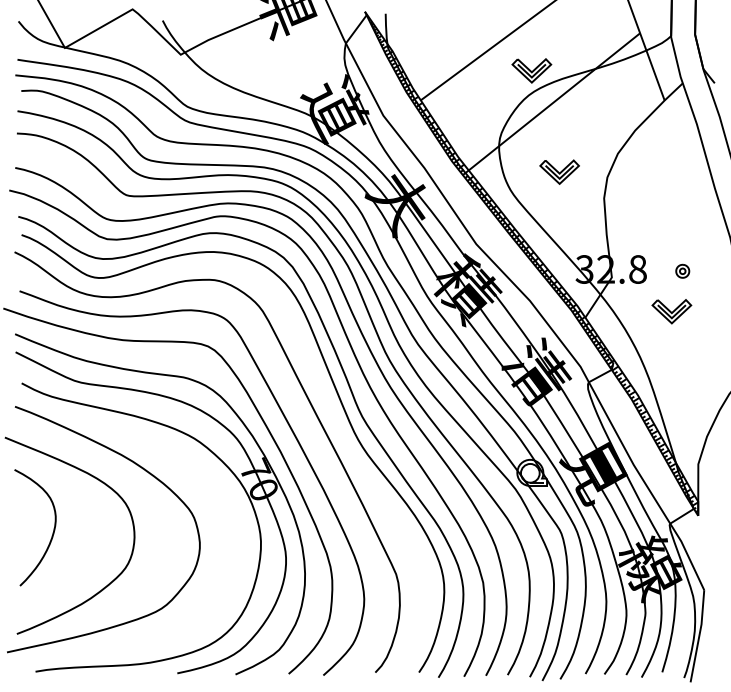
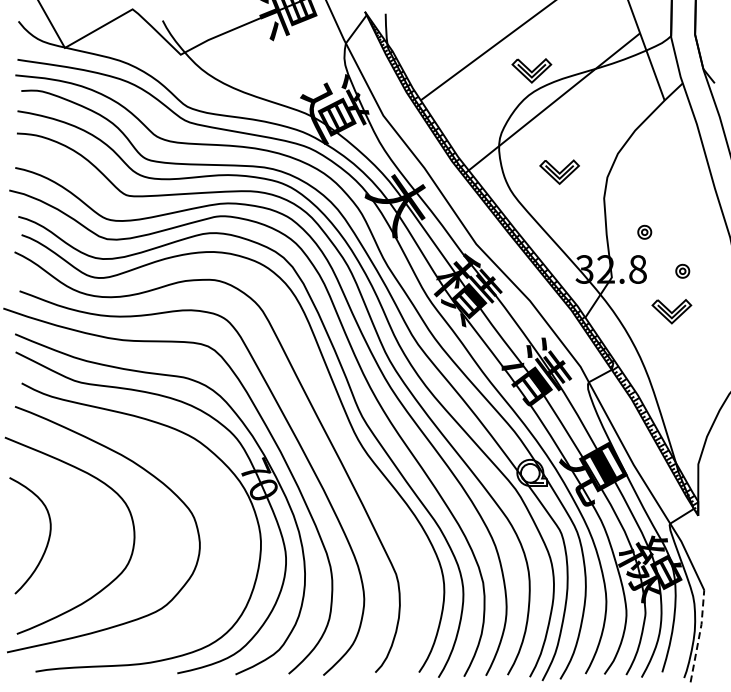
part: none -> present (644, 231)
curve position: (52, 532) -> (47, 540) (47, 540)
line: solid -> dashed (699, 635)
